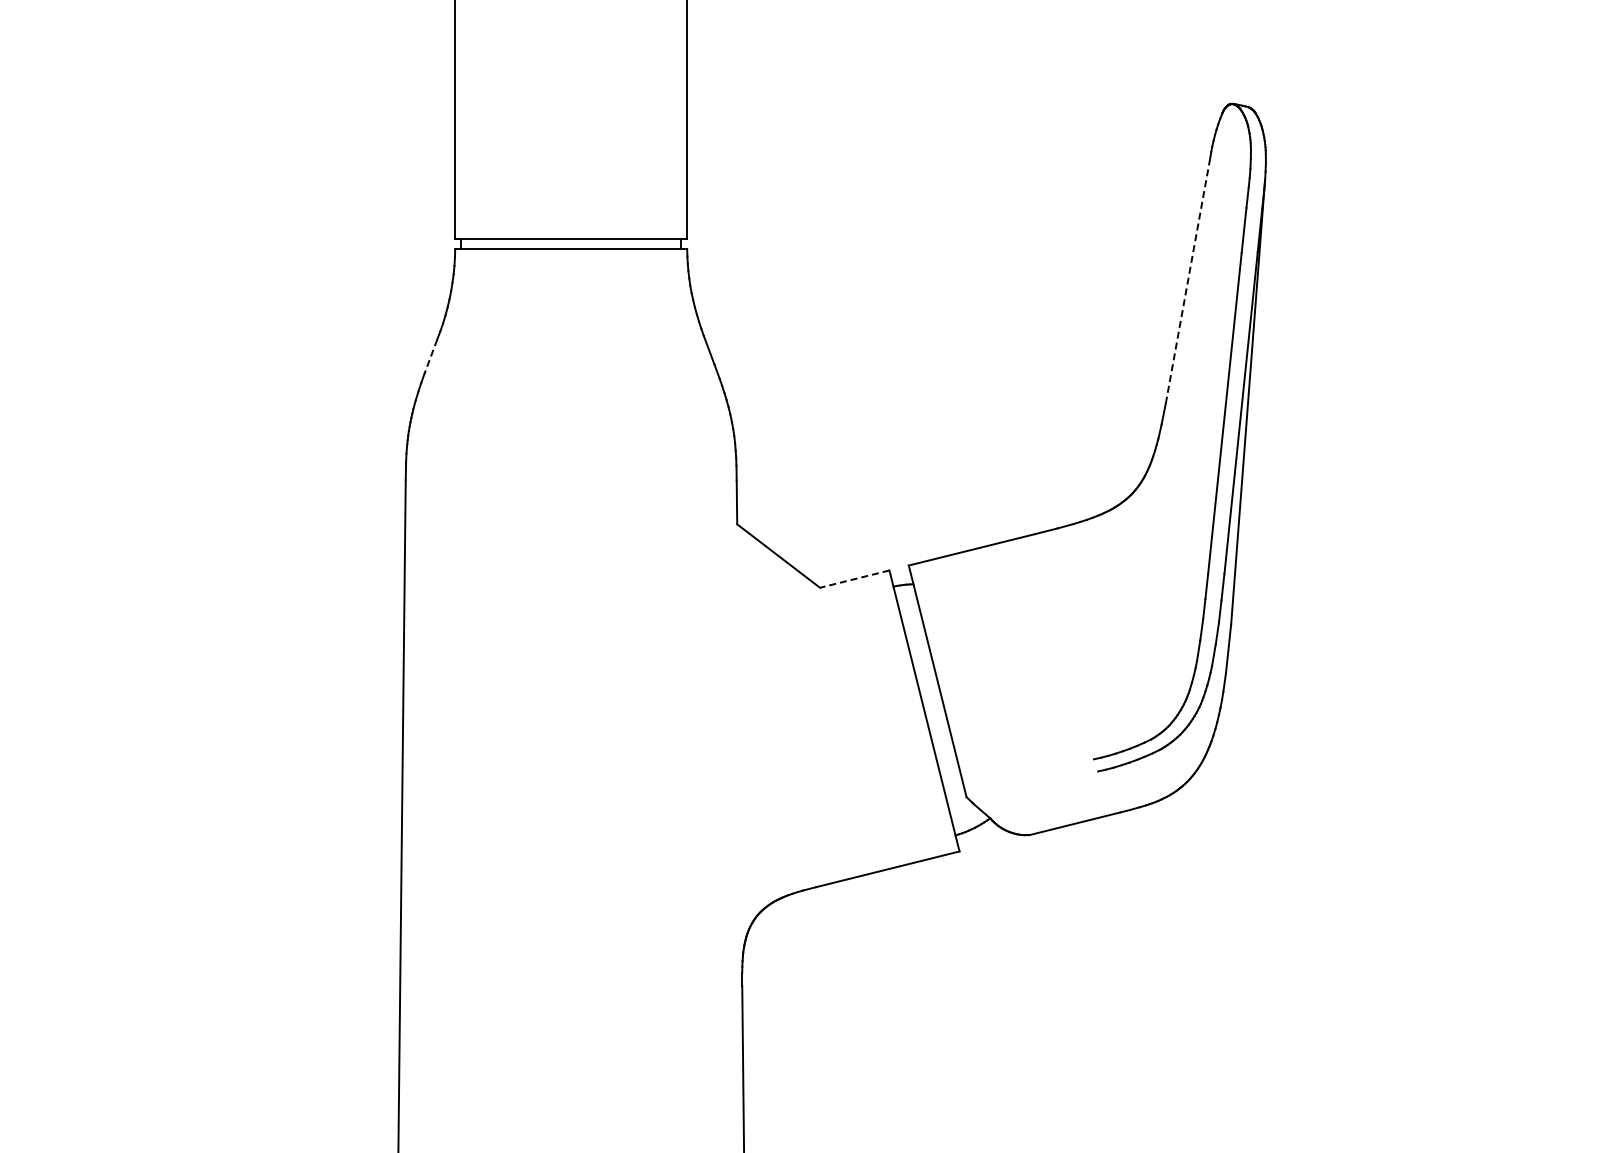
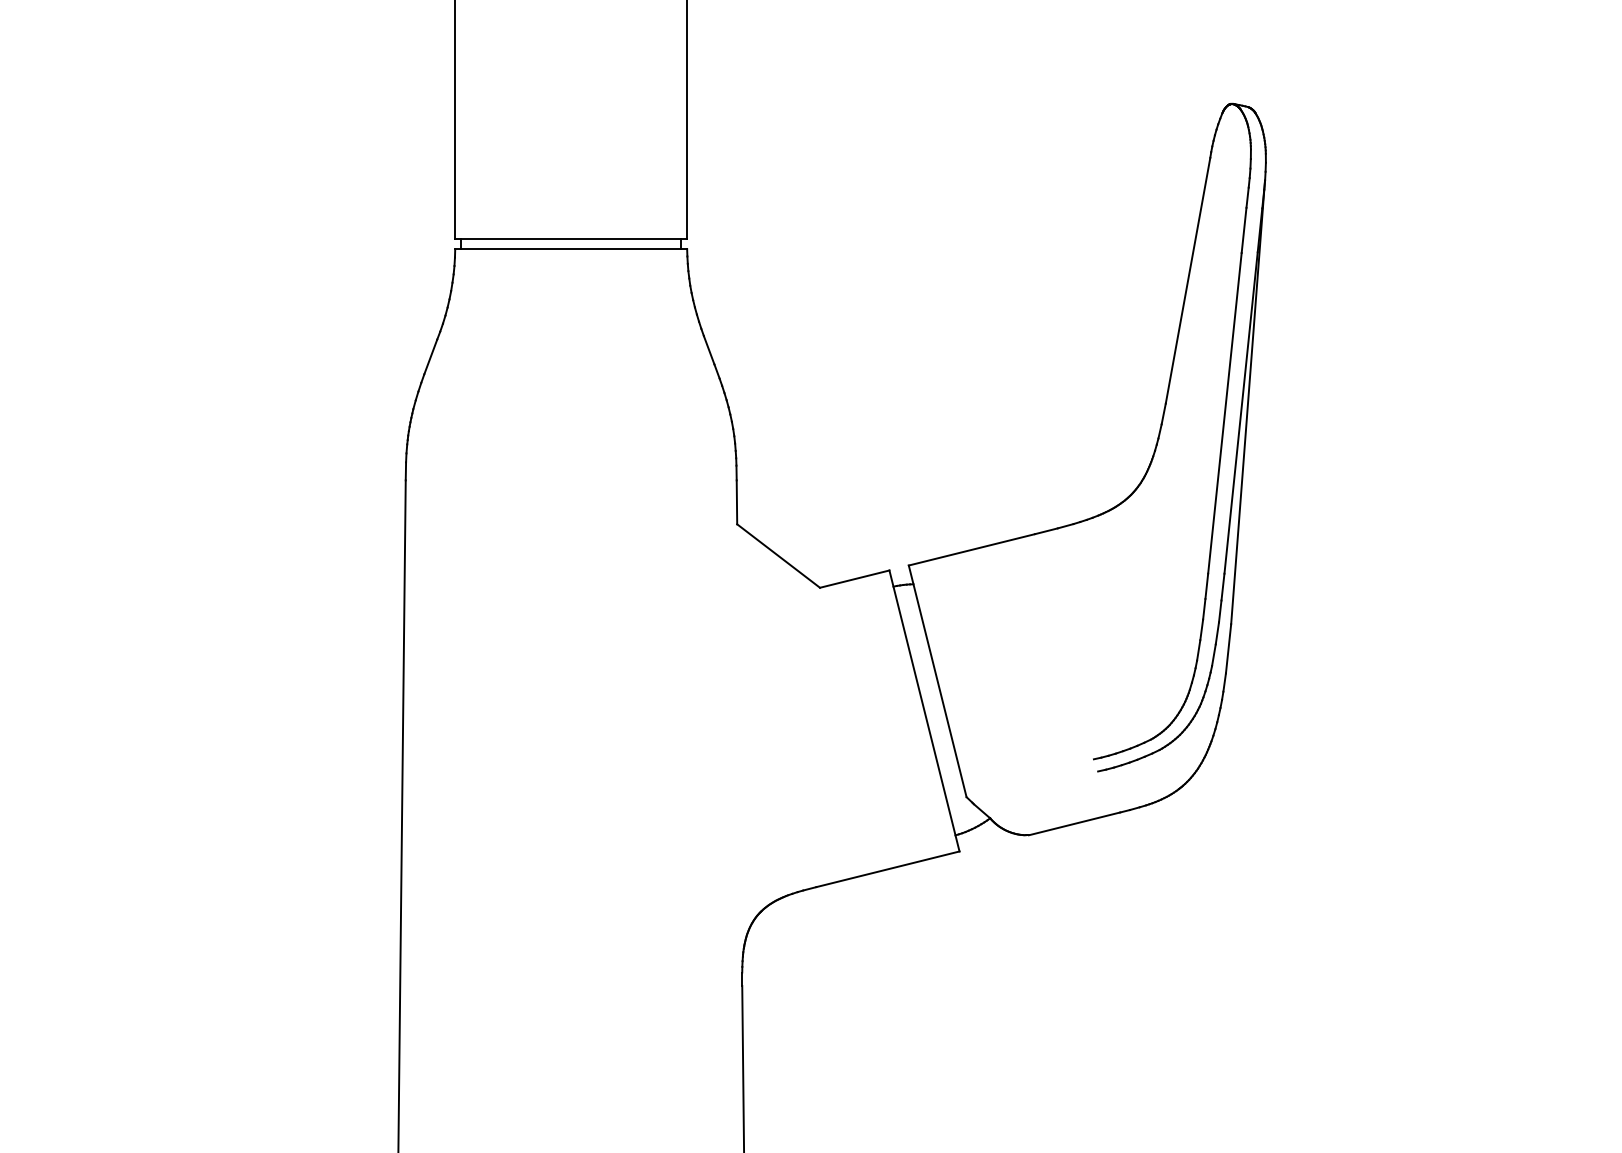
line: dashed -> solid (1188, 280)
line: dashed -> solid (430, 357)
line: dashed -> solid (854, 579)
